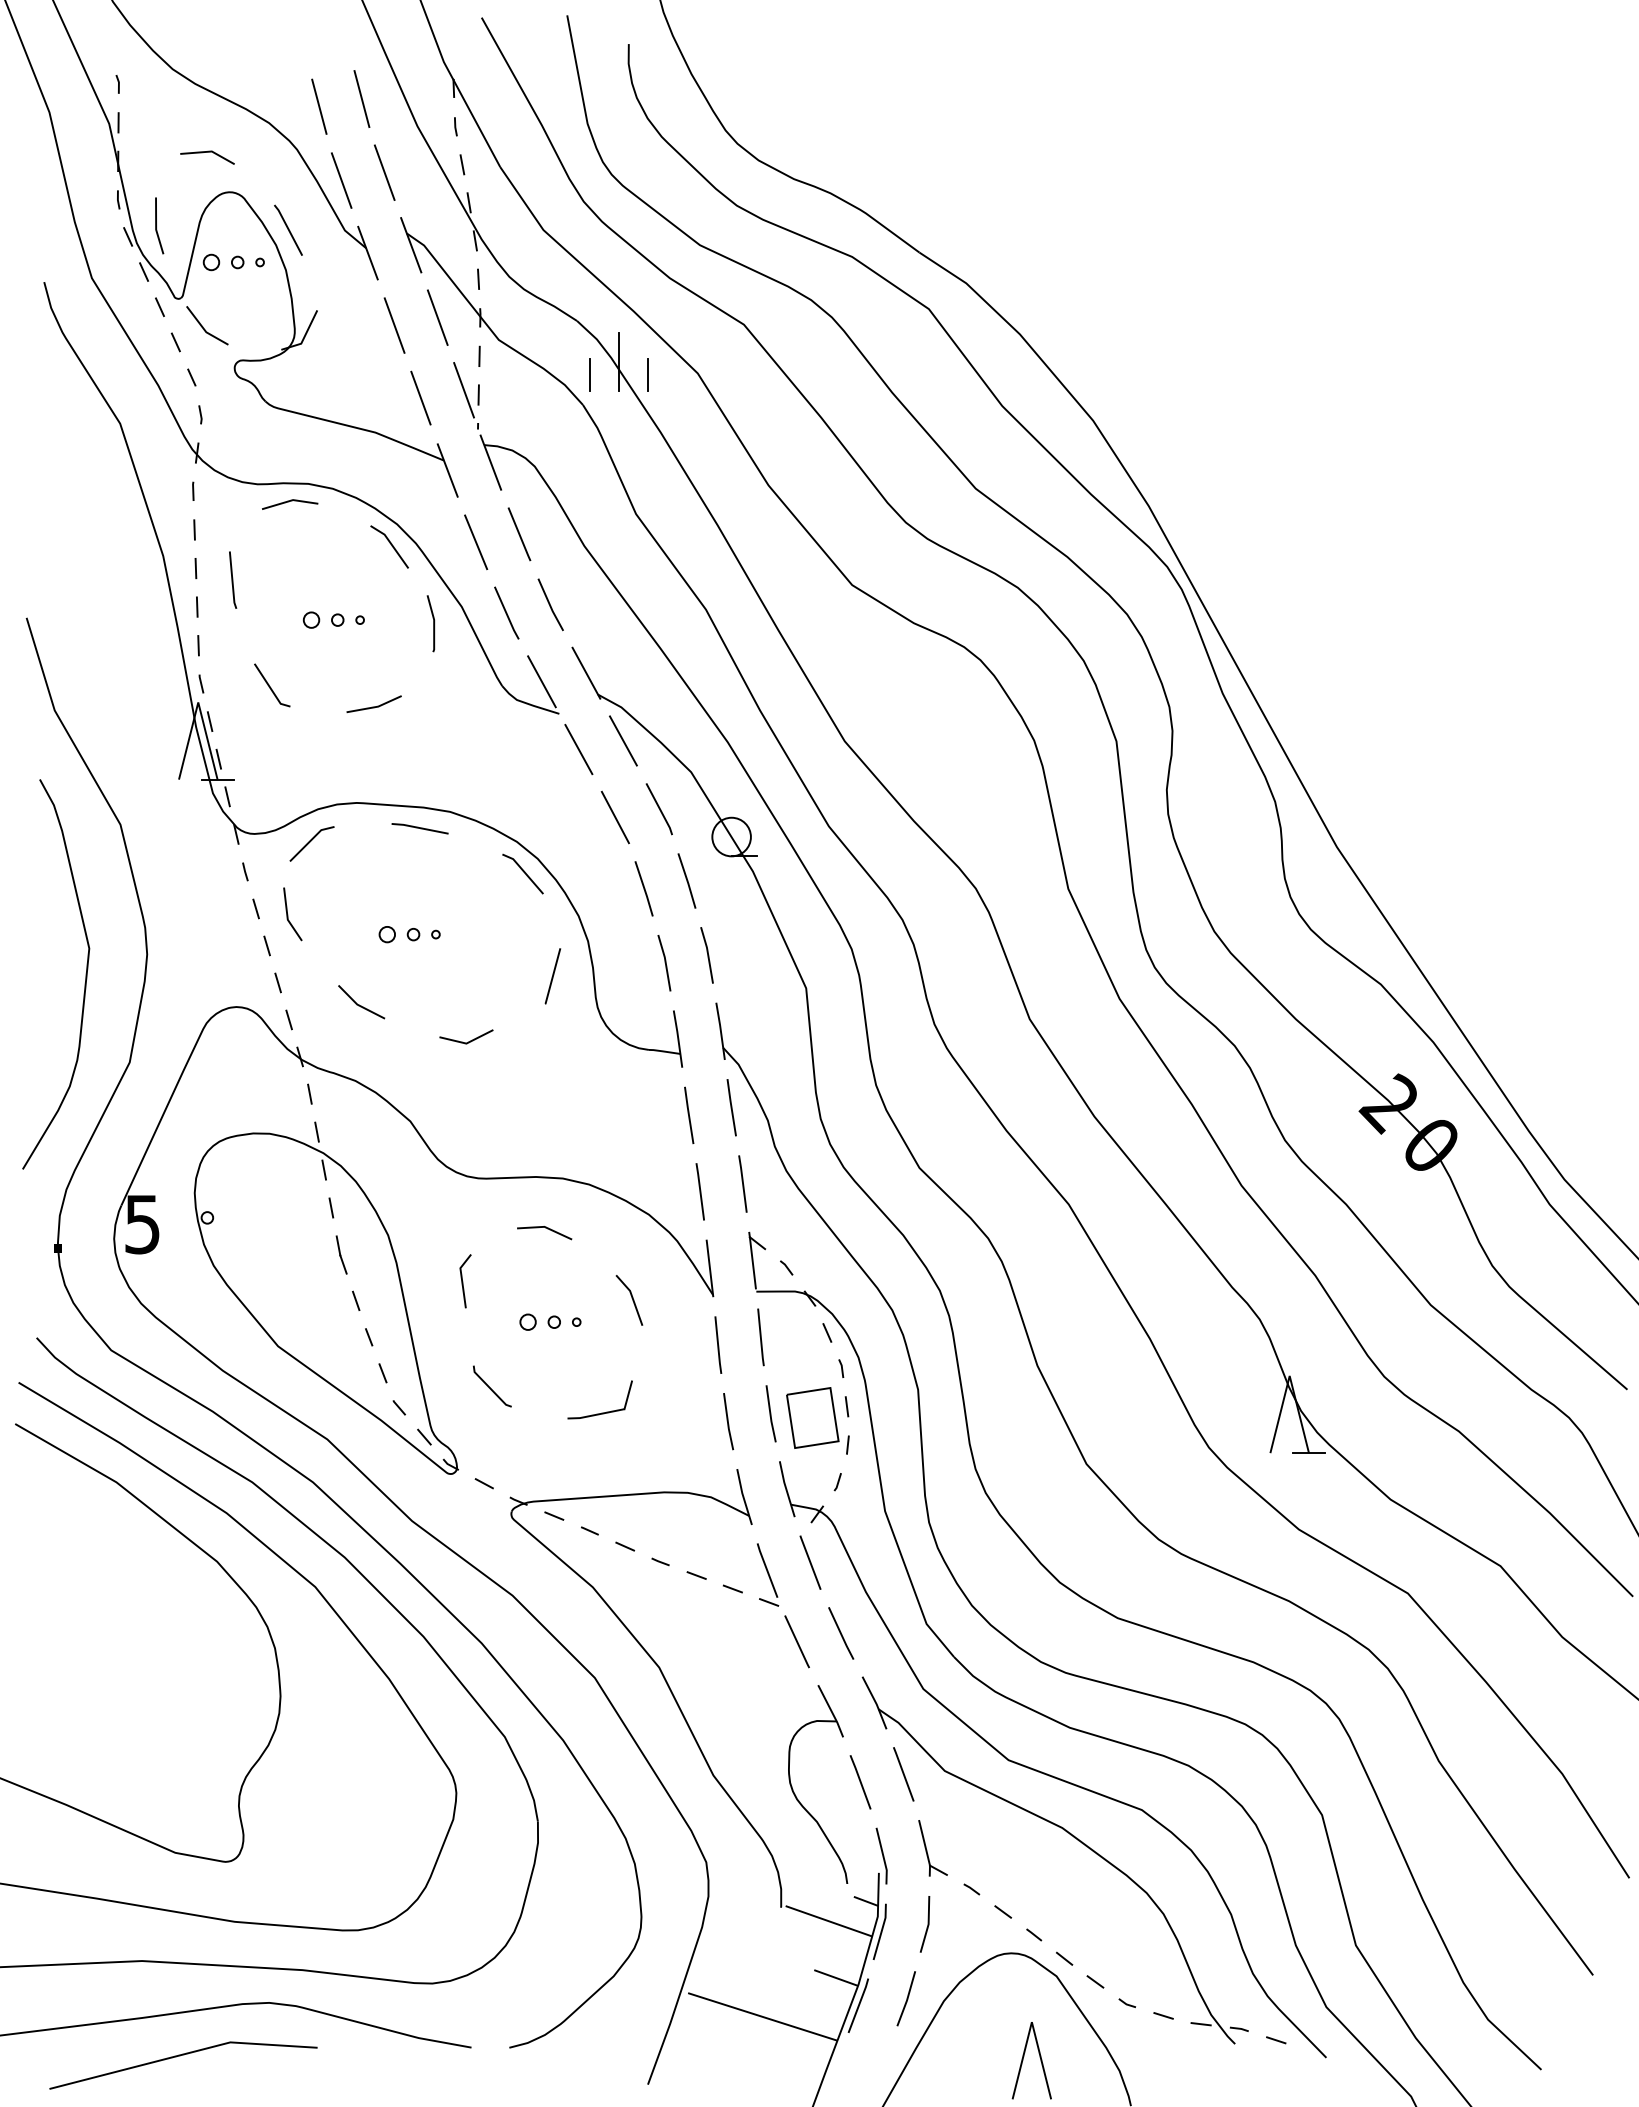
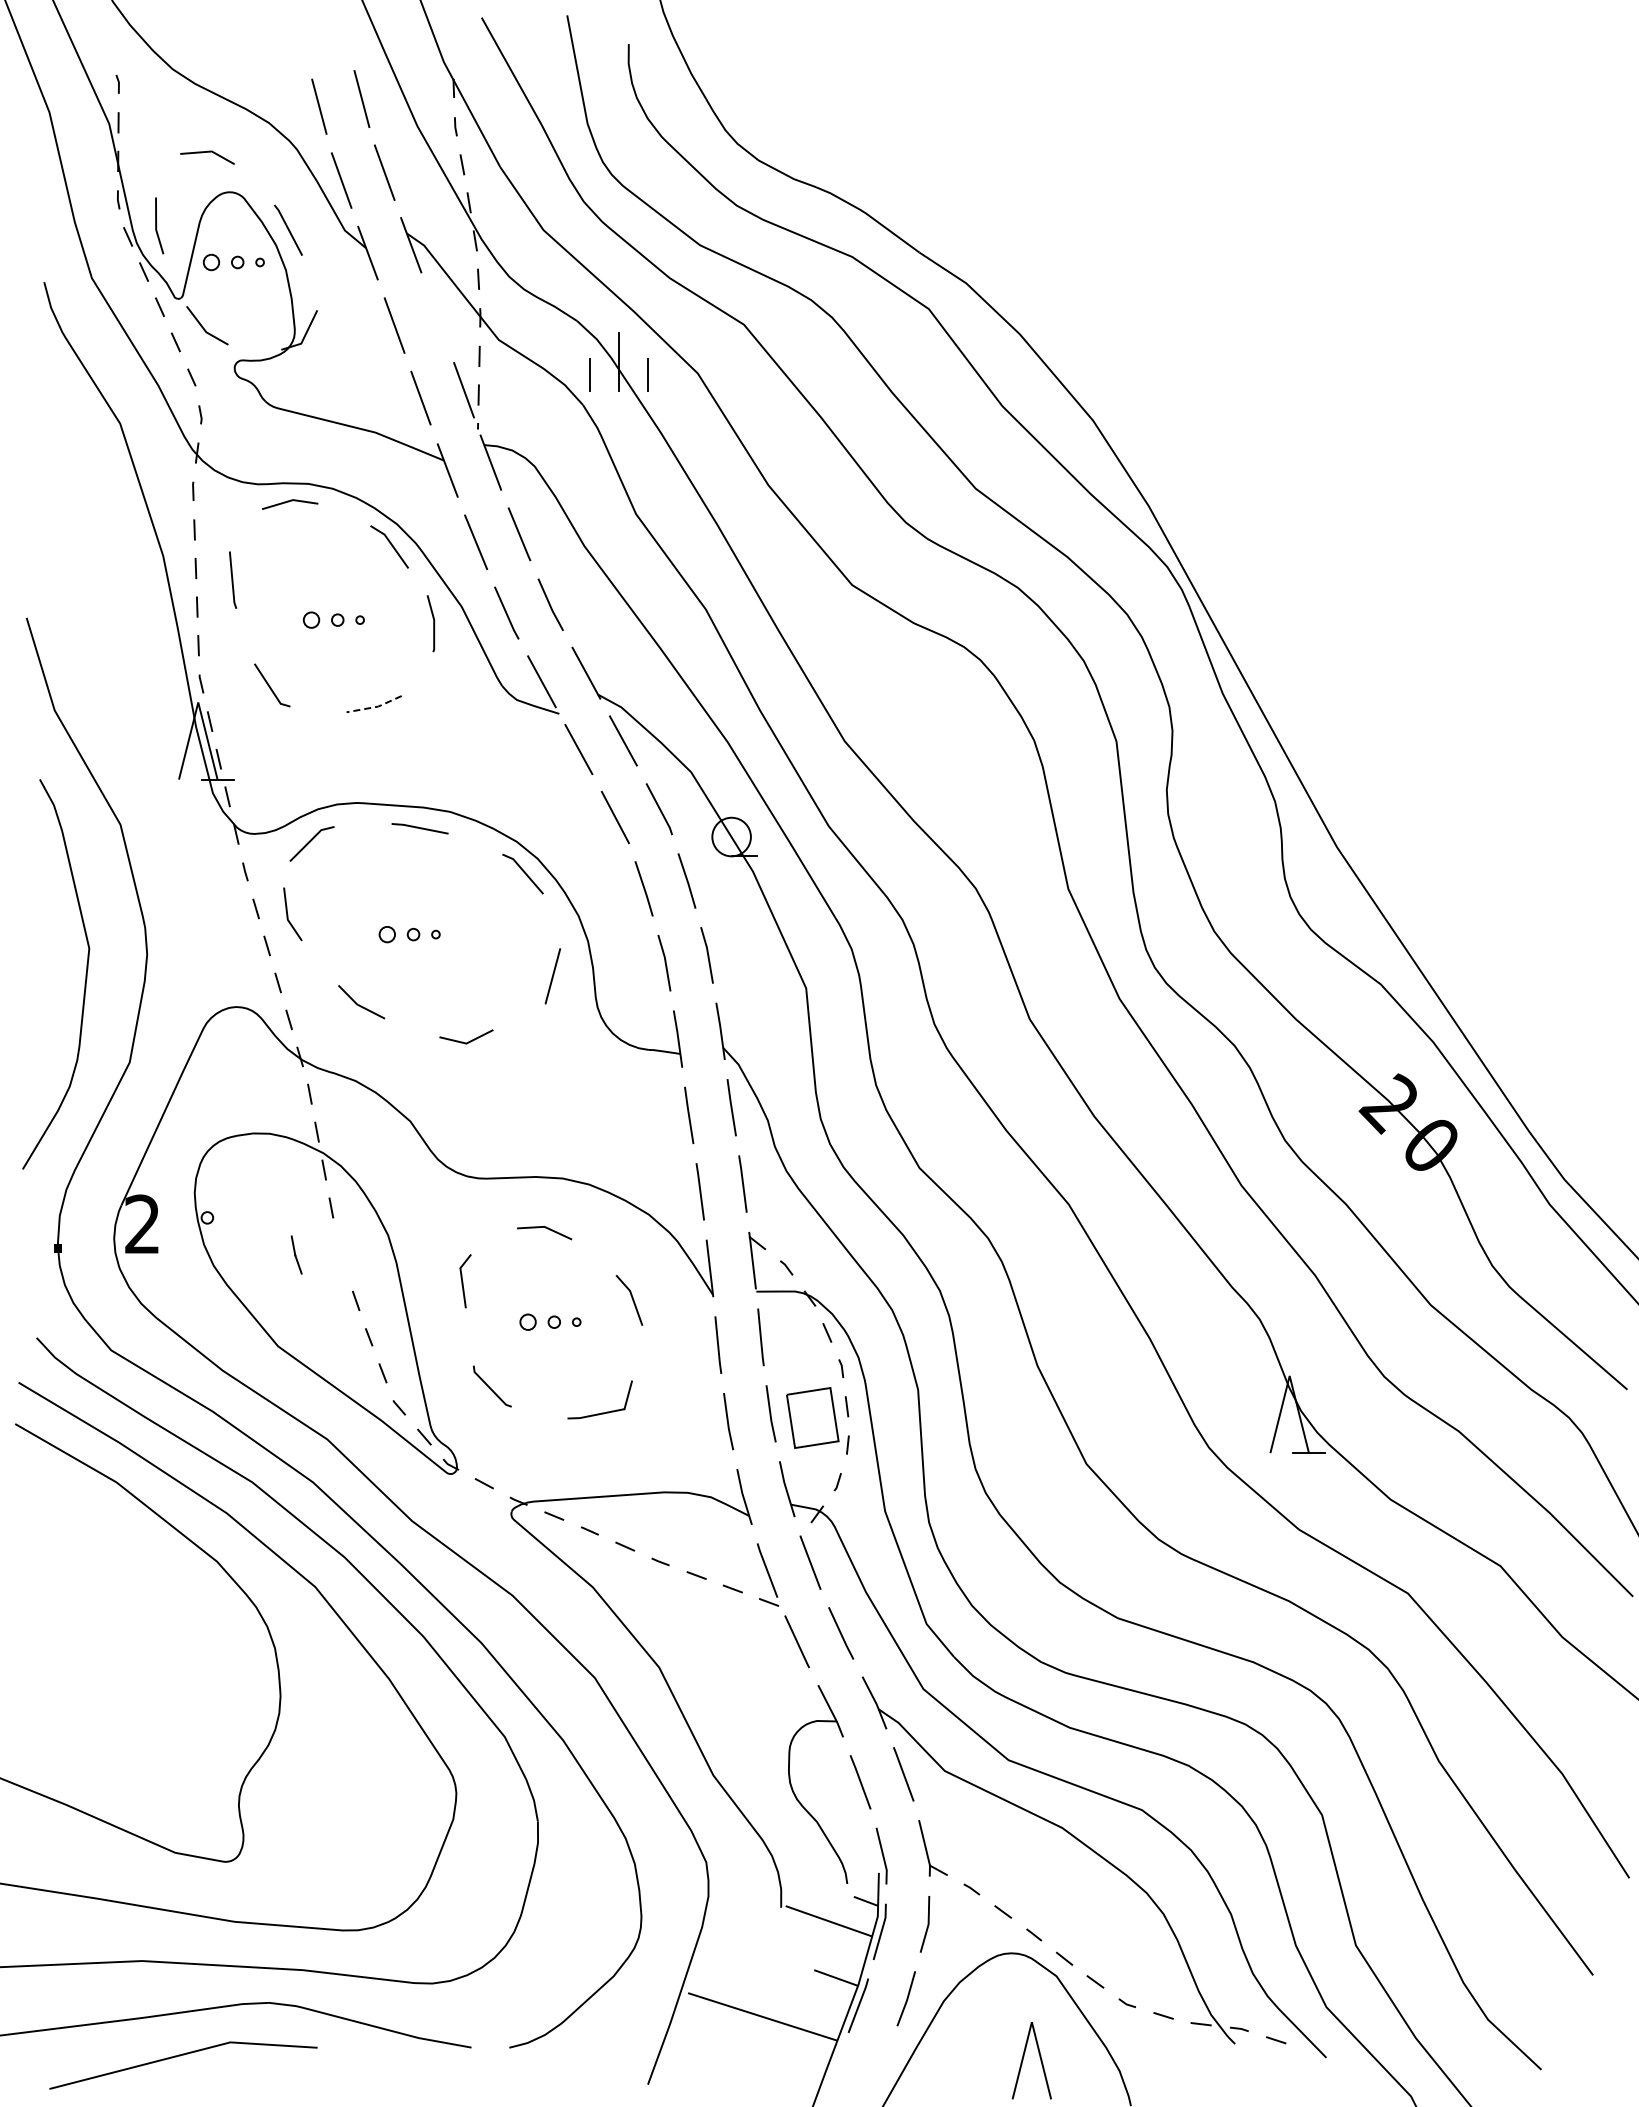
line: present -> none (437, 317)
line: solid -> dashed (375, 707)
text: 5 -> 2 (142, 1224)
part position: (341, 1254) -> (296, 1254) (296, 1254)
